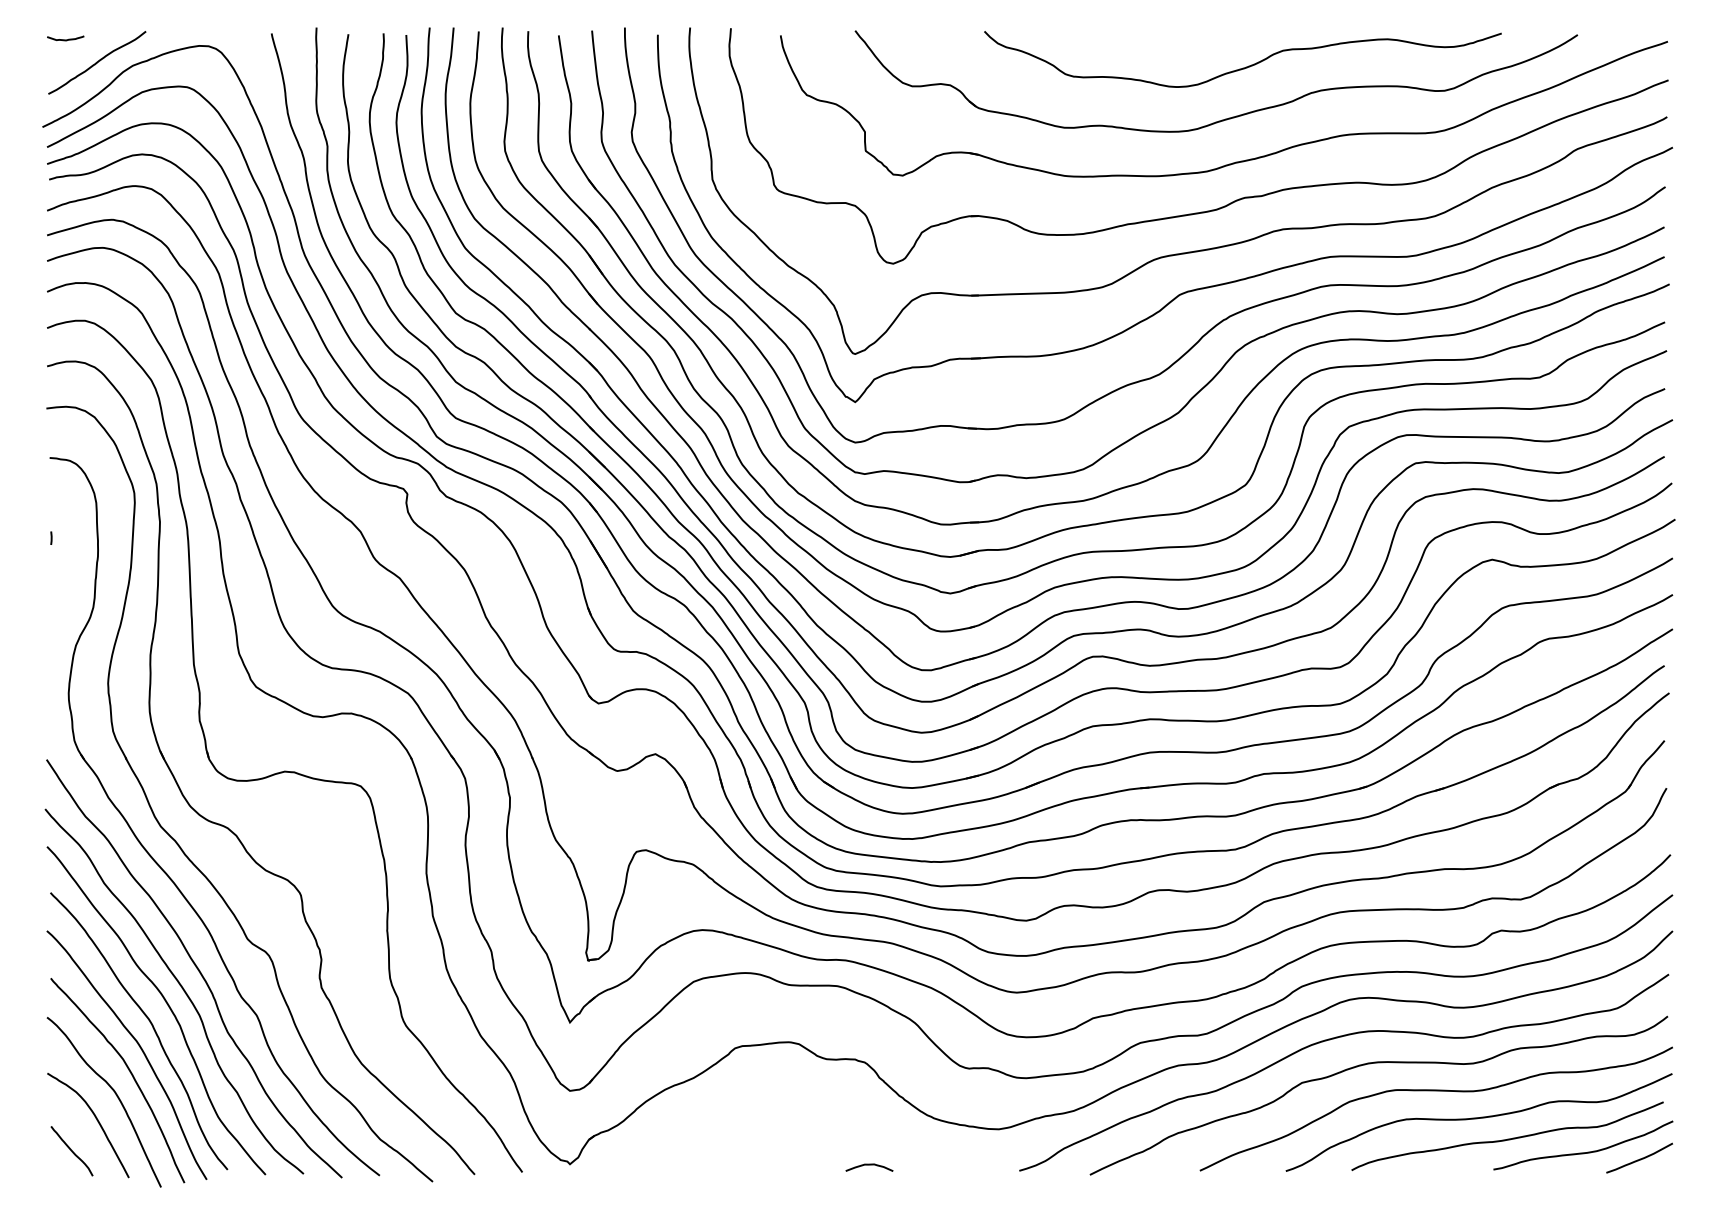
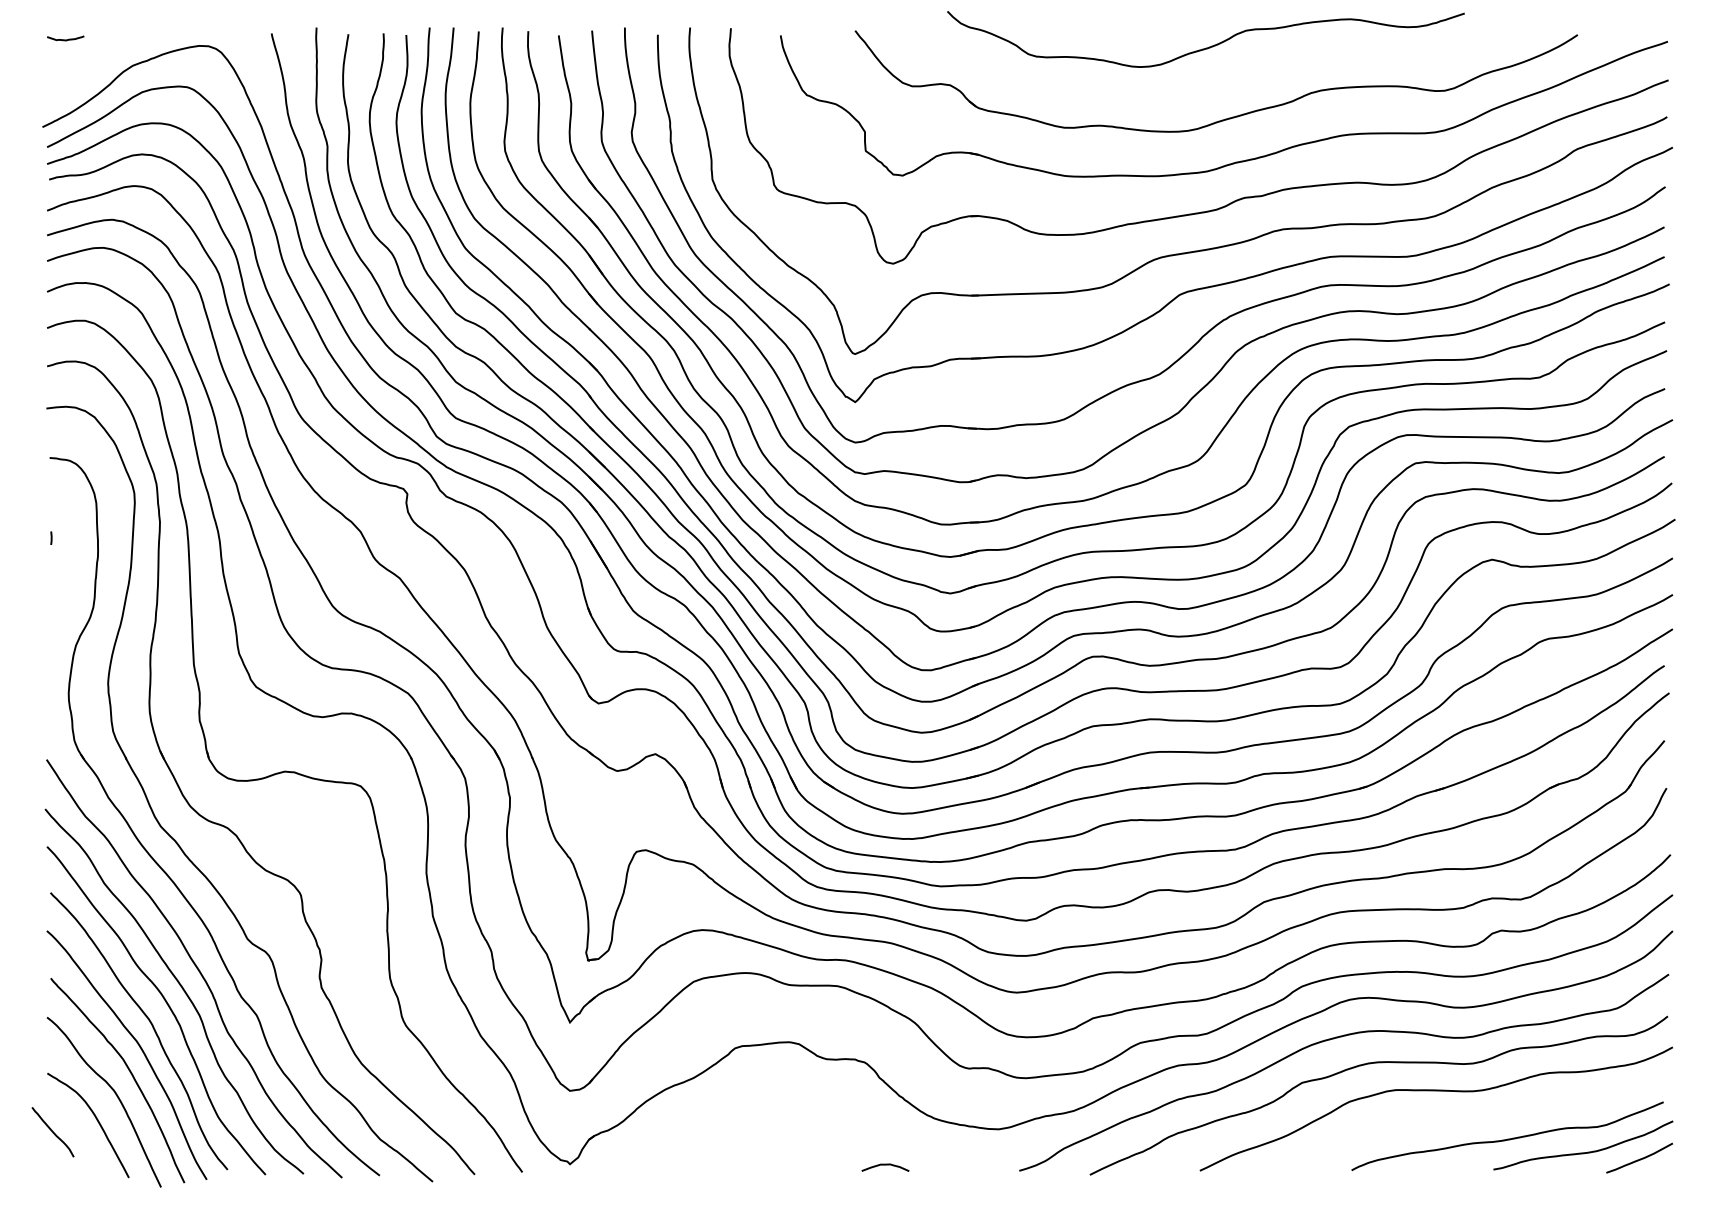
curve: present -> none (97, 62)
curve position: (1246, 66) -> (1209, 46) (1209, 46)
curve: present -> none (1477, 1119)
curve position: (71, 1151) -> (52, 1132) (52, 1132)
curve position: (869, 1165) -> (885, 1165) (885, 1165)
